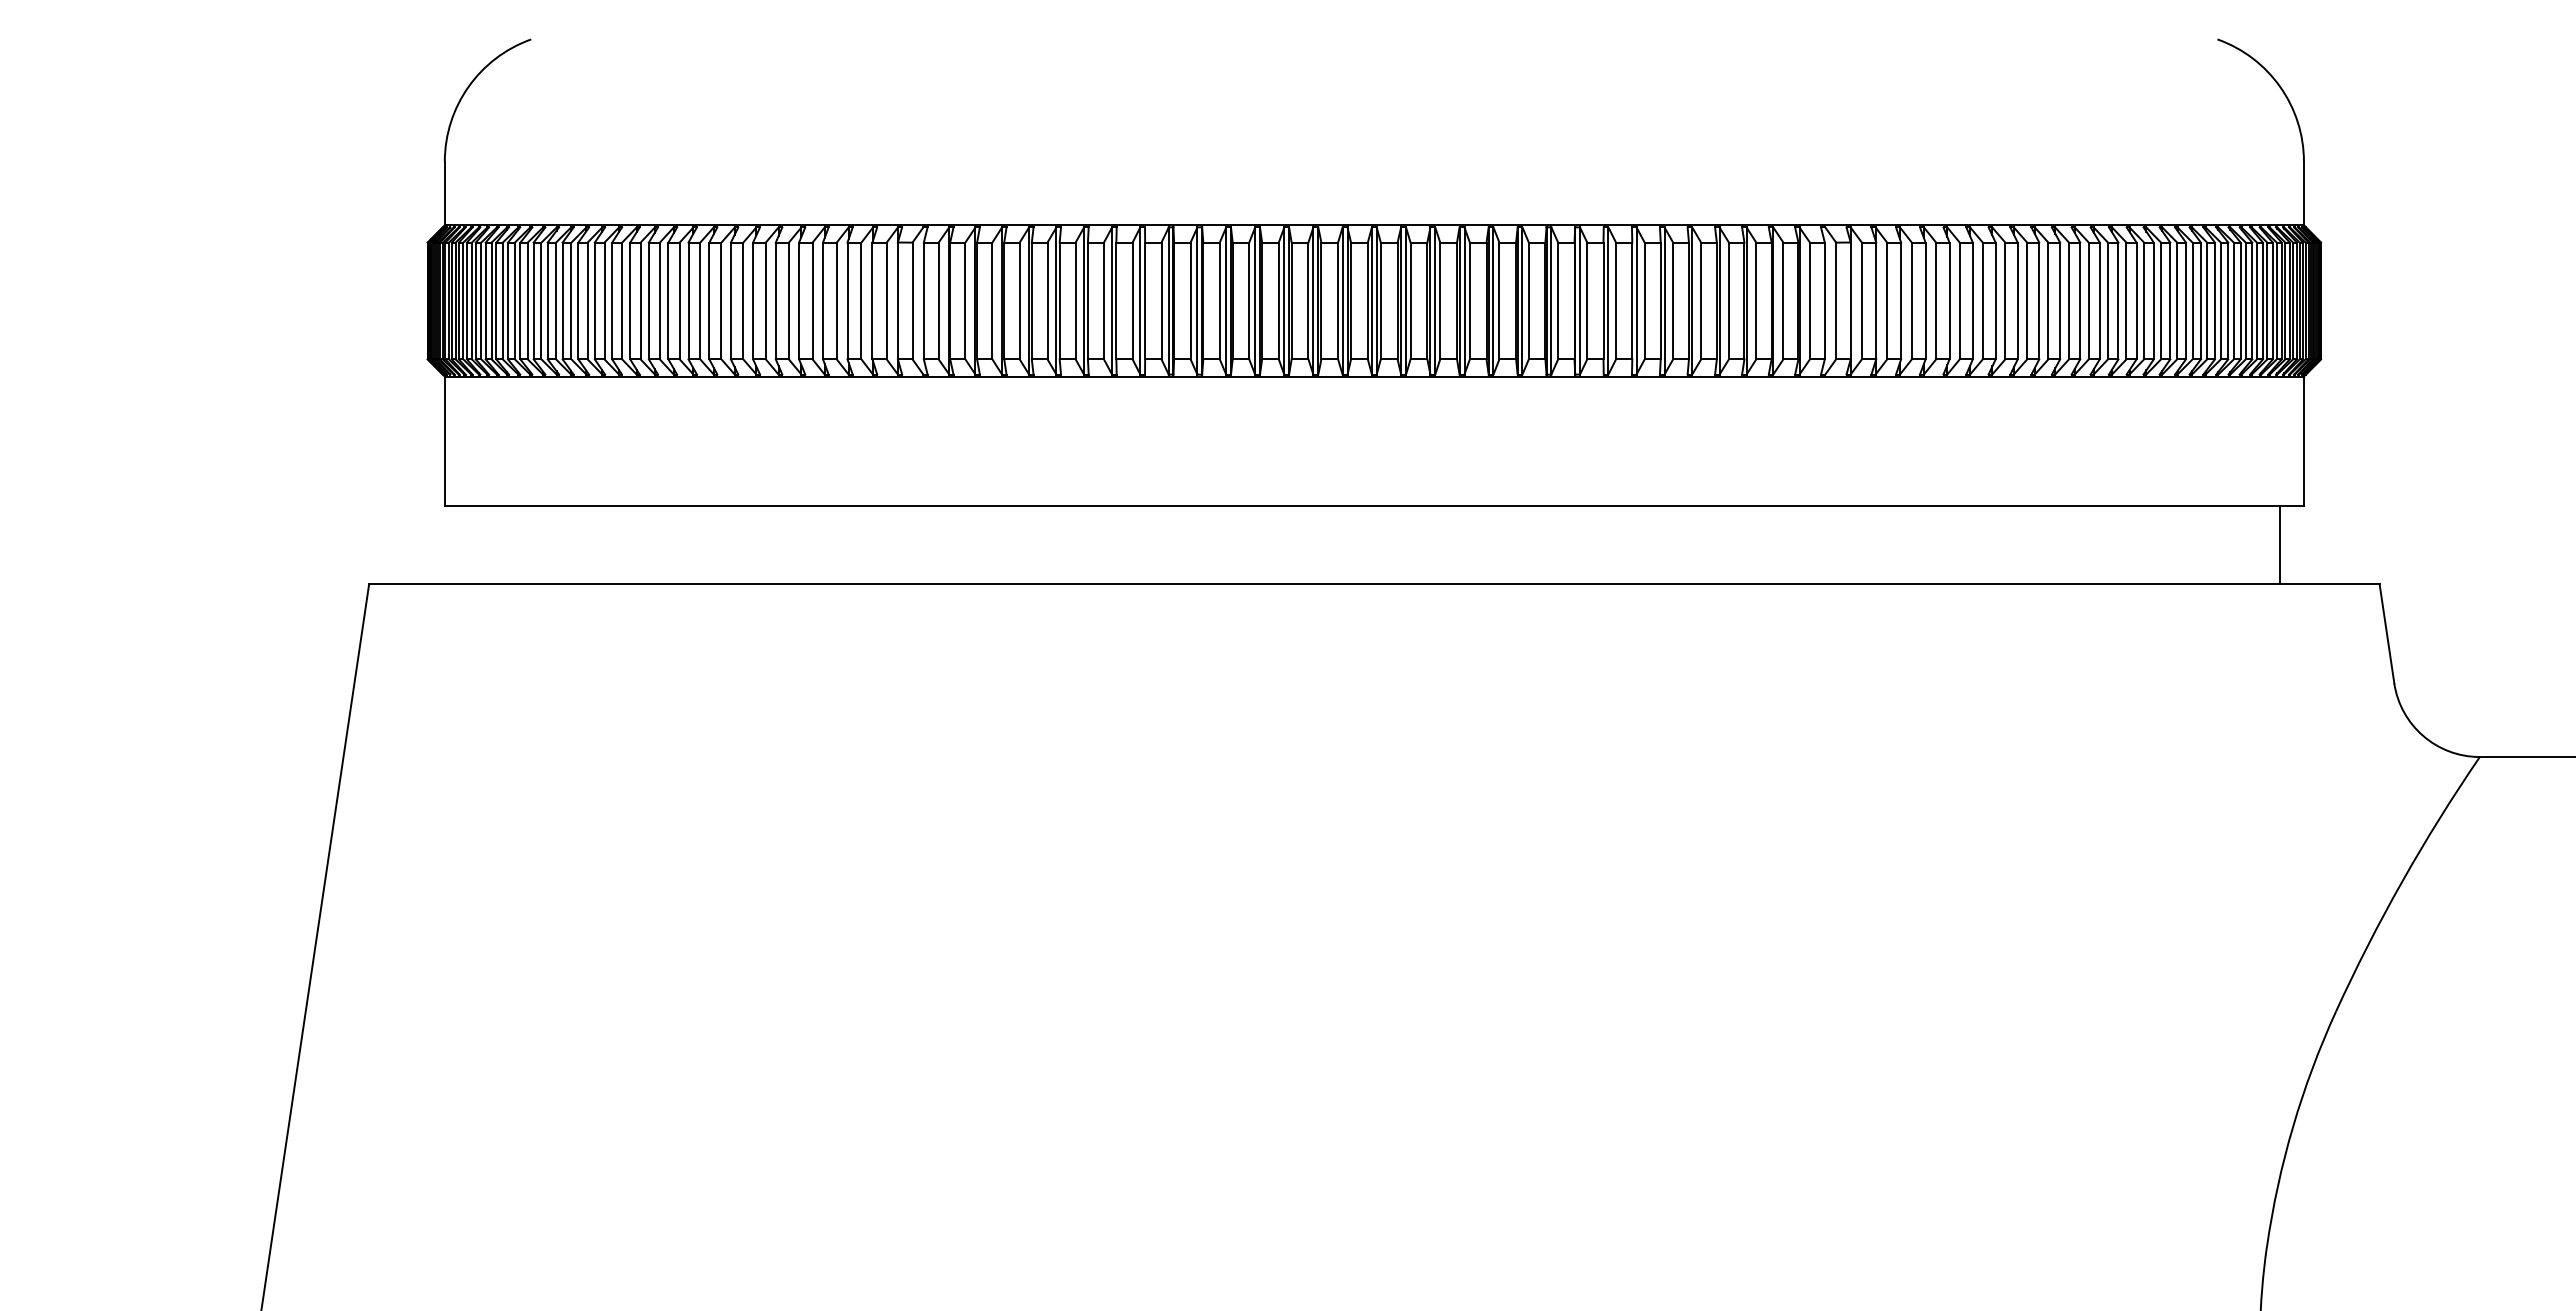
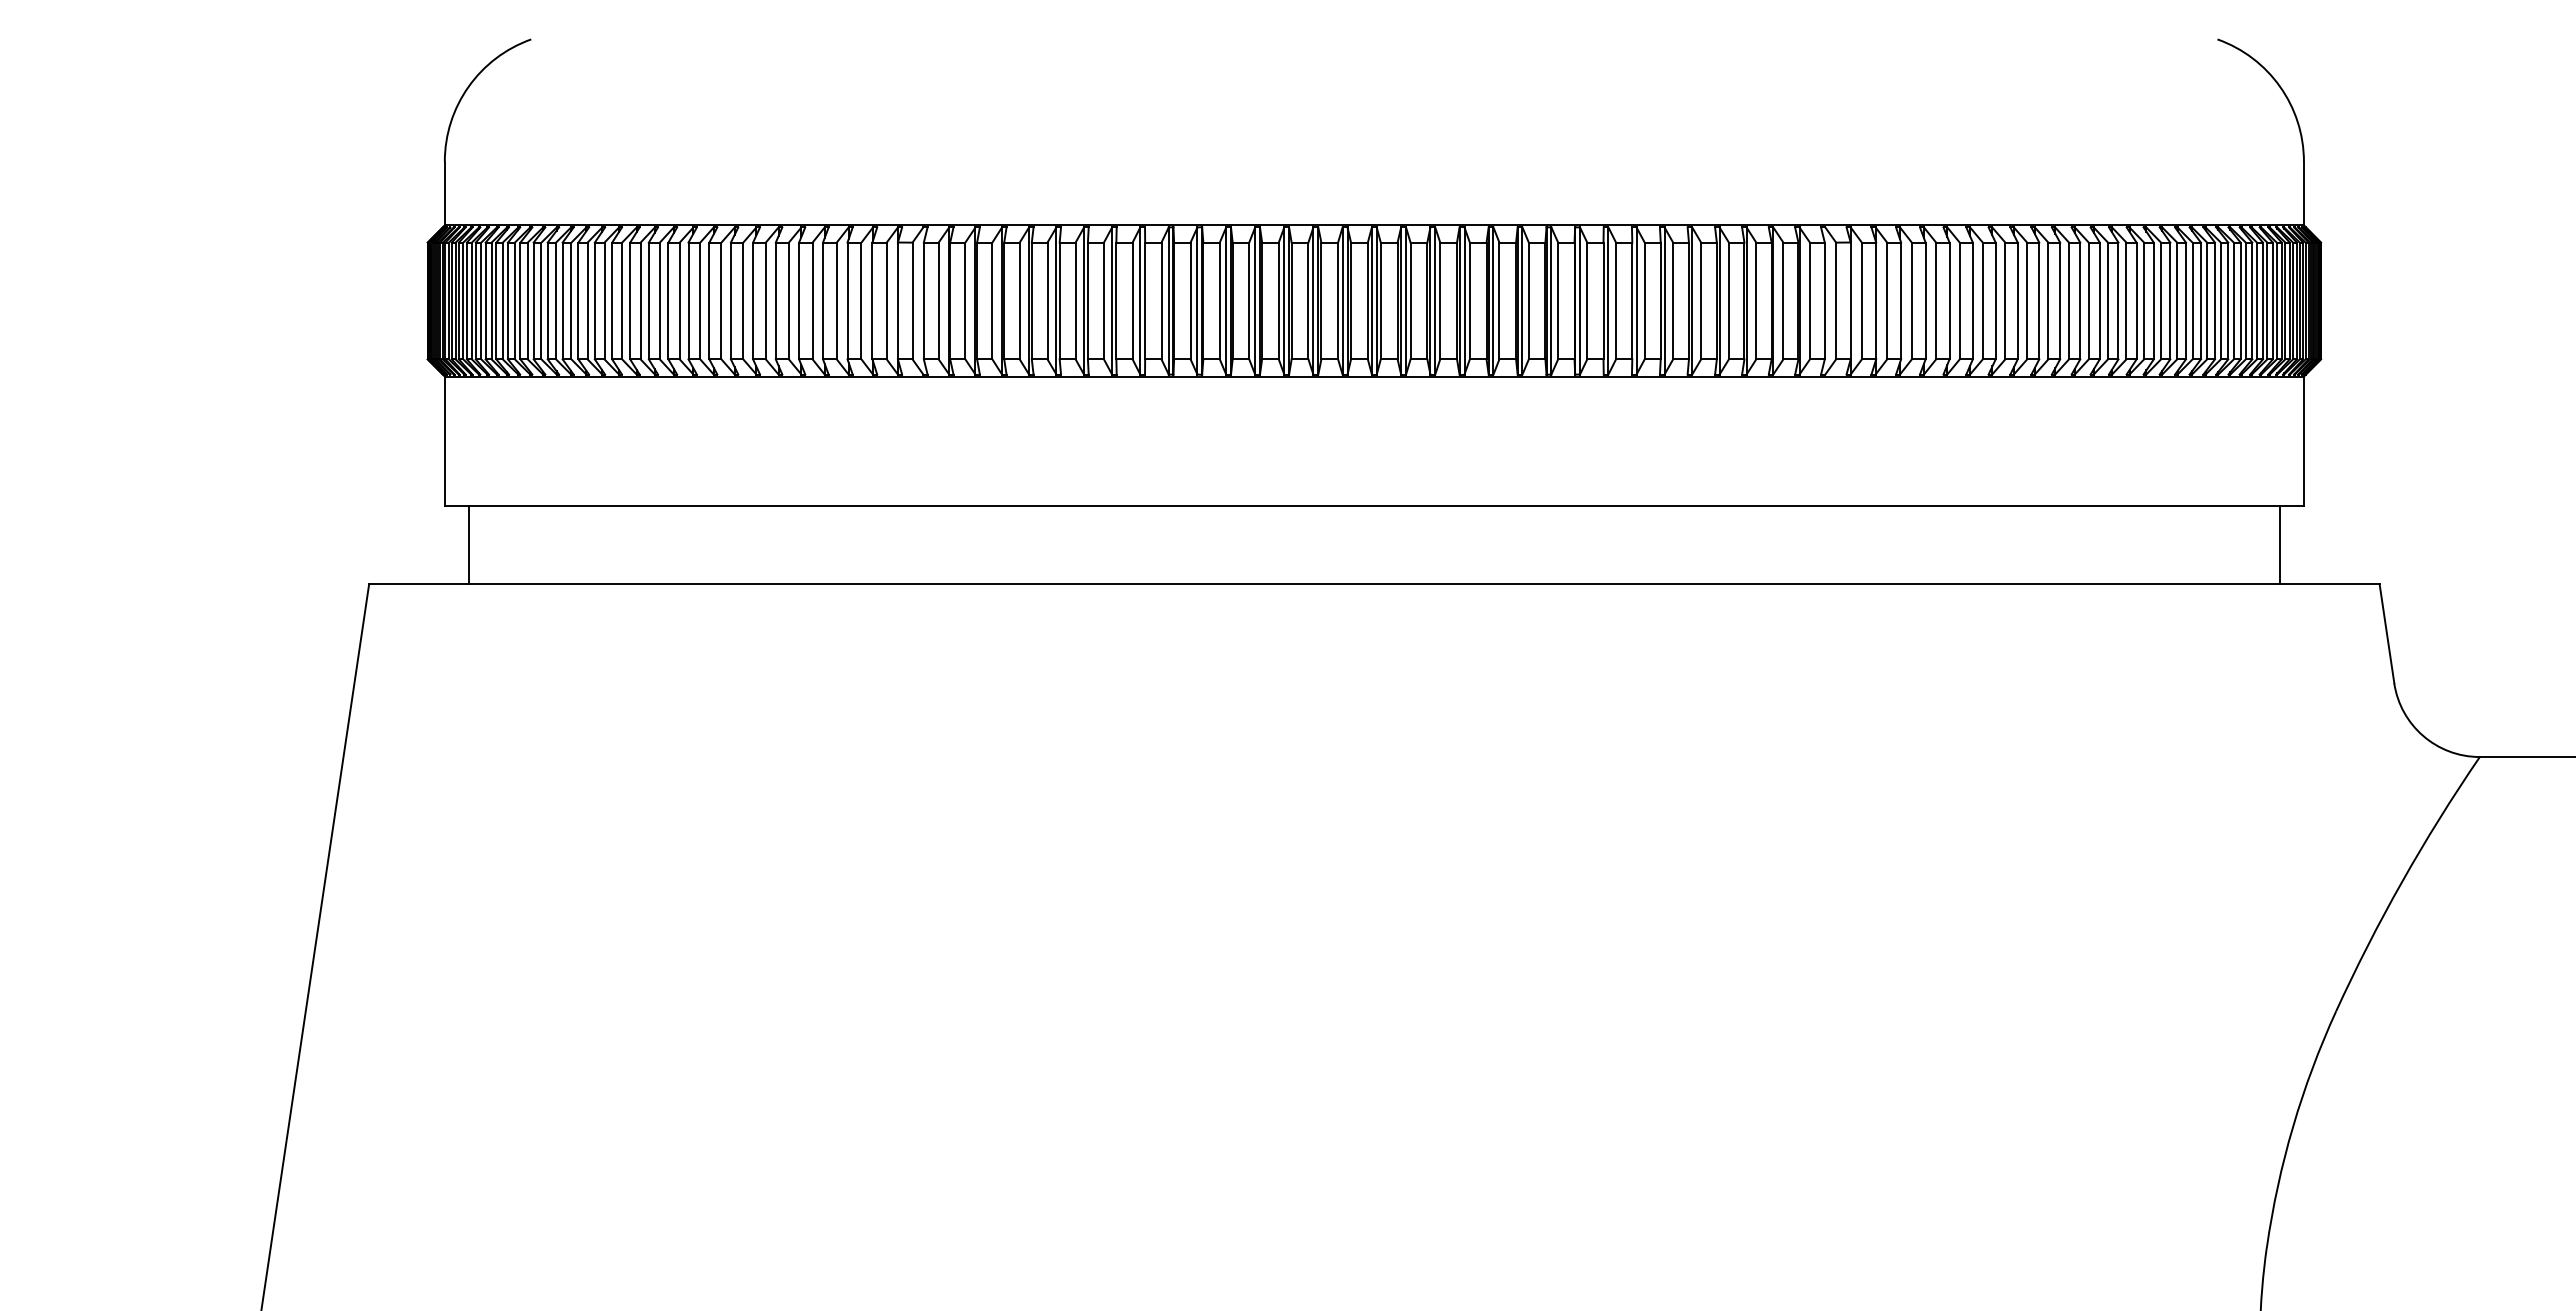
line: none -> present (468, 545)
